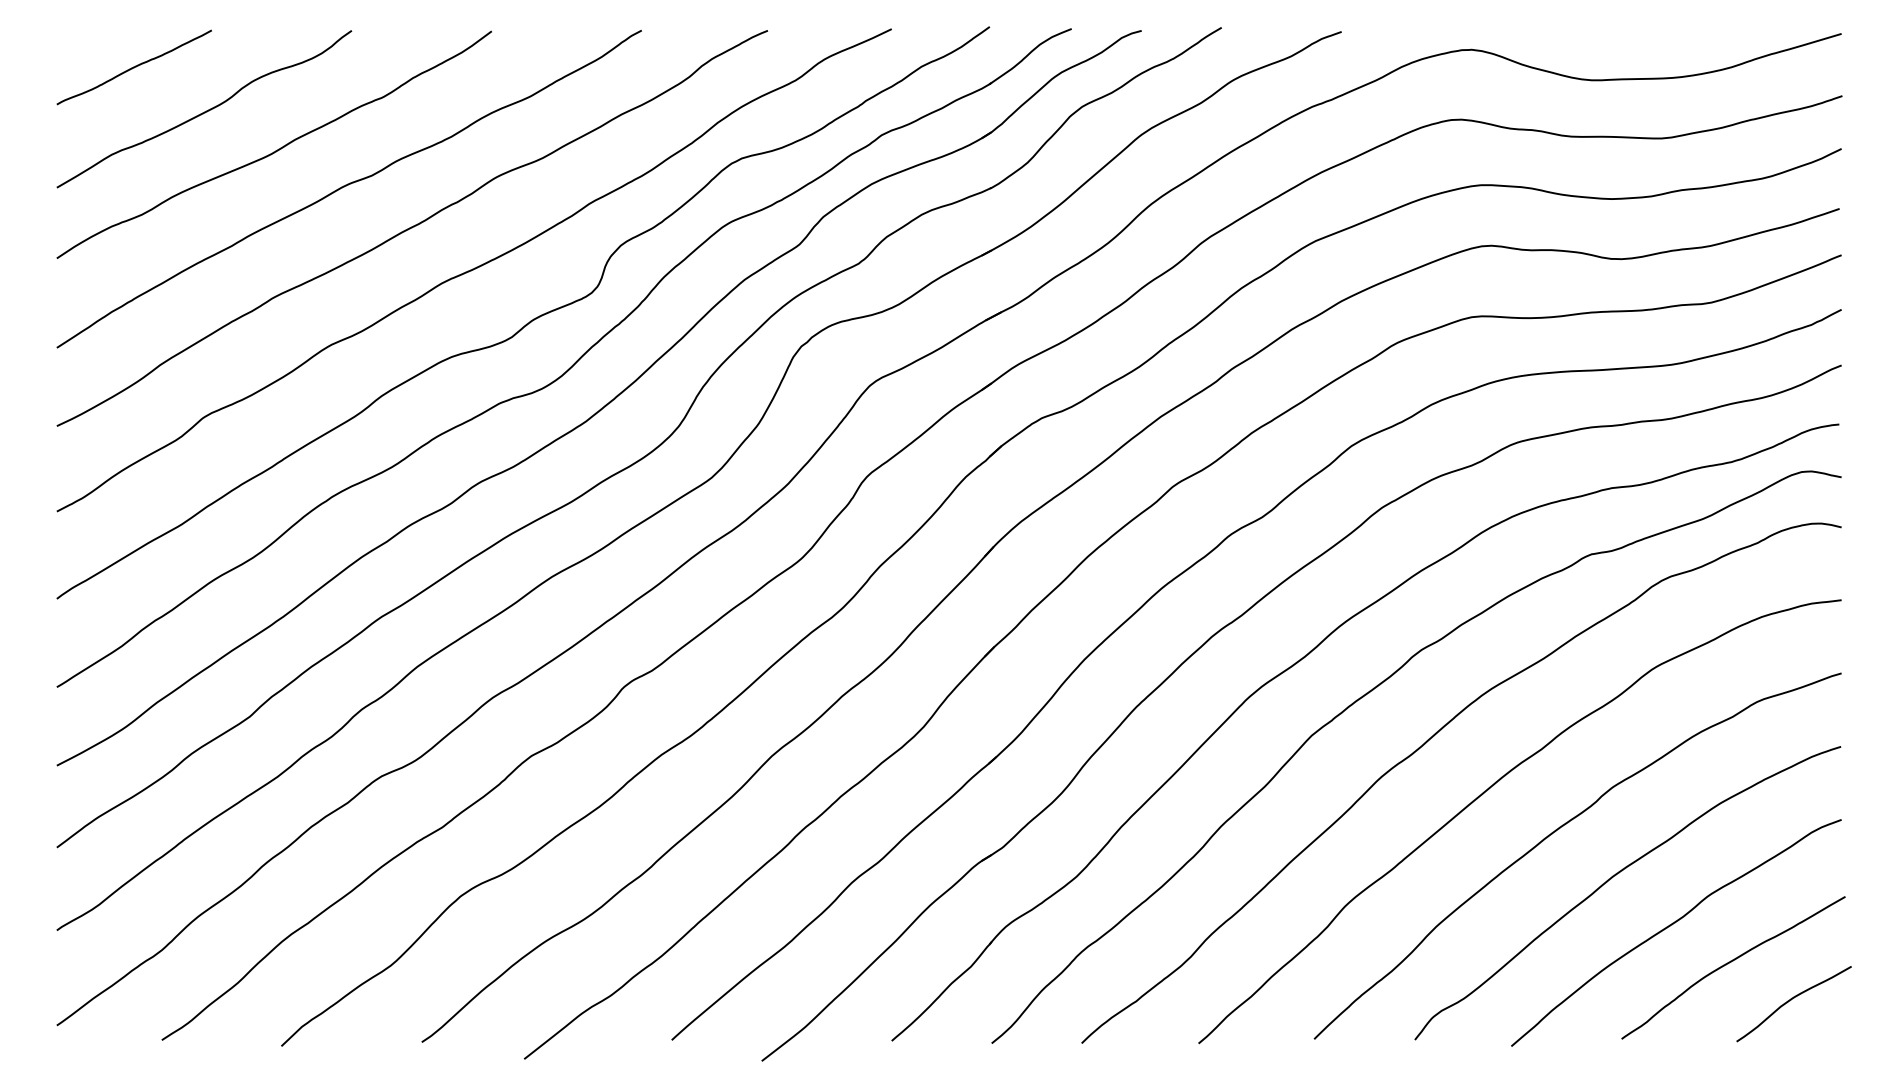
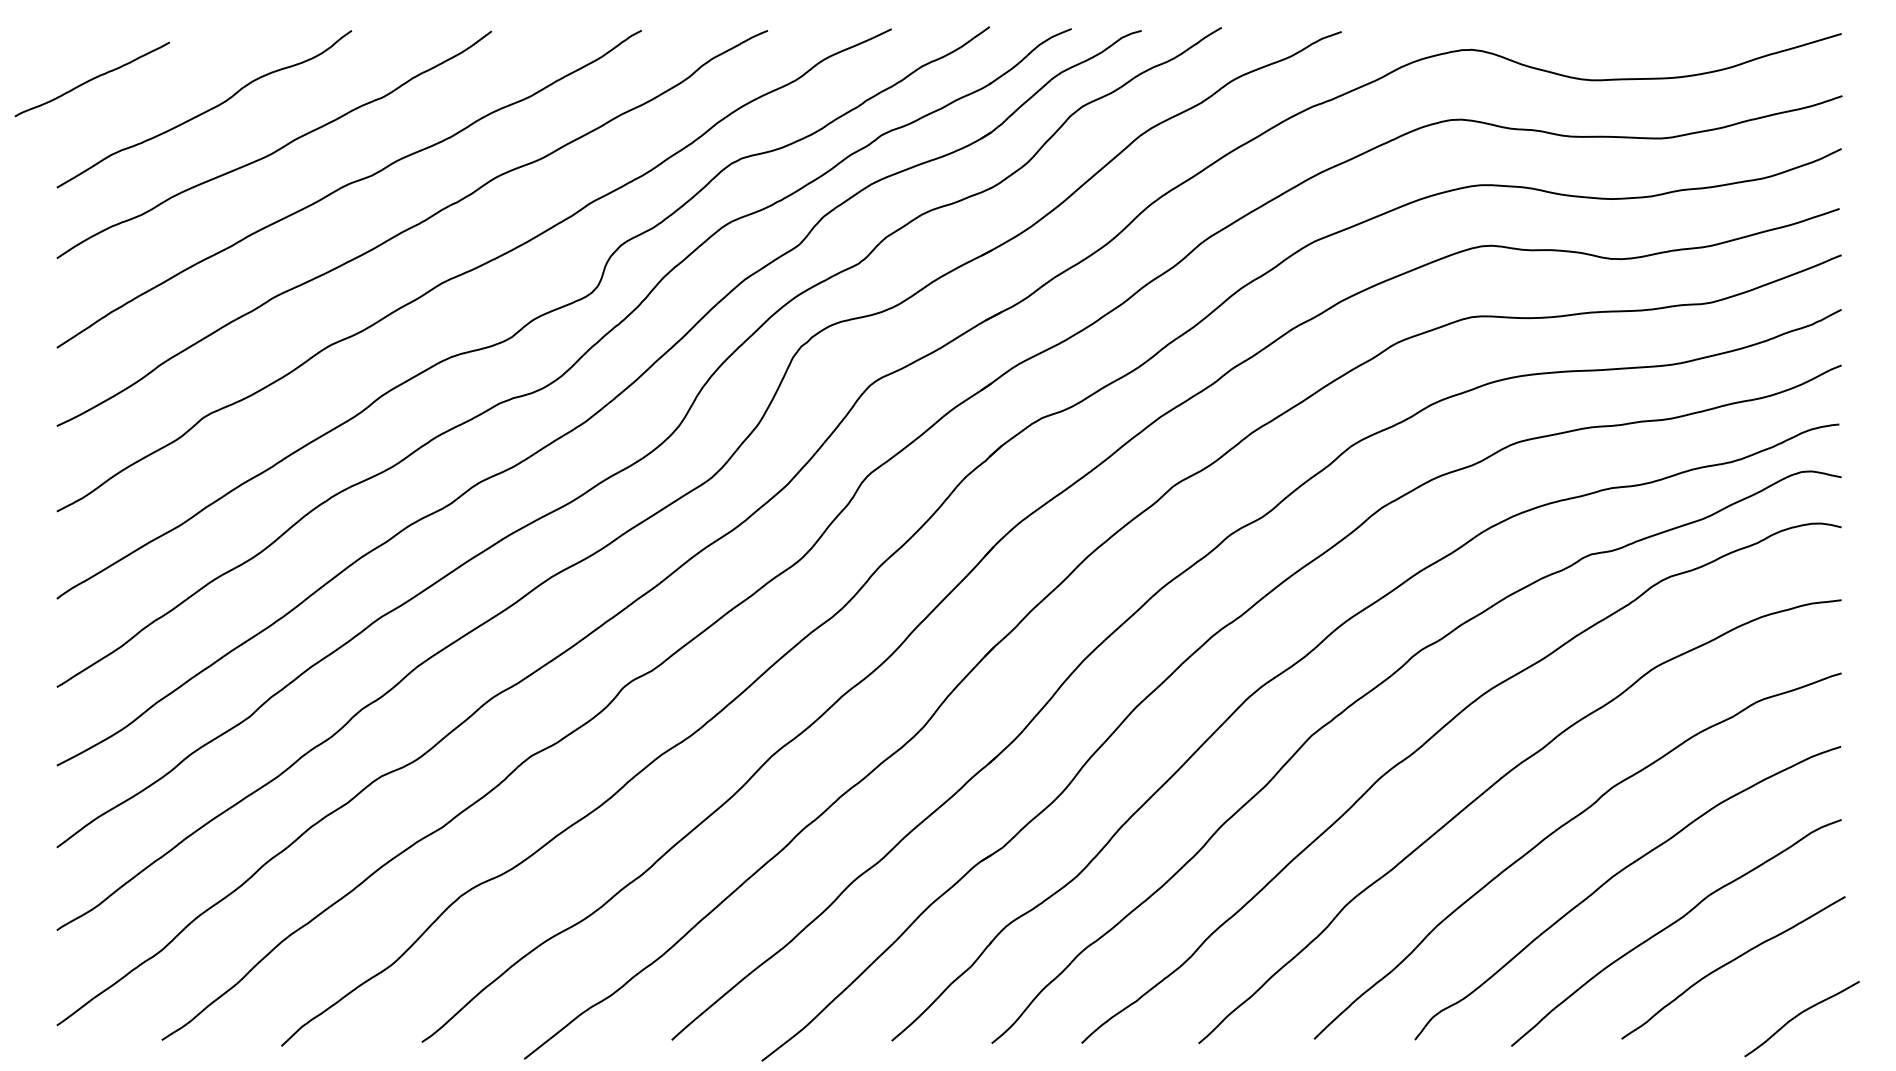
curve position: (133, 67) -> (91, 79) (91, 79)
curve position: (1791, 1000) -> (1799, 1015) (1799, 1015)
